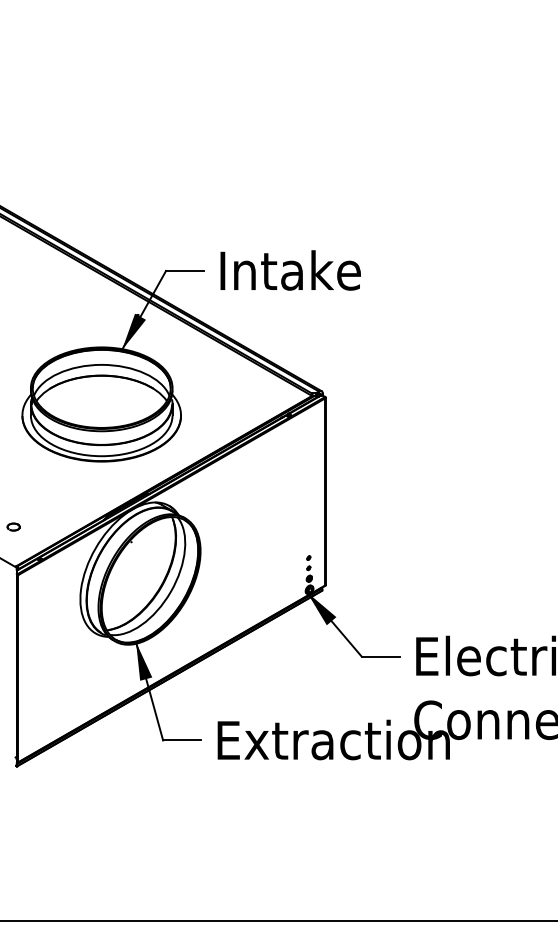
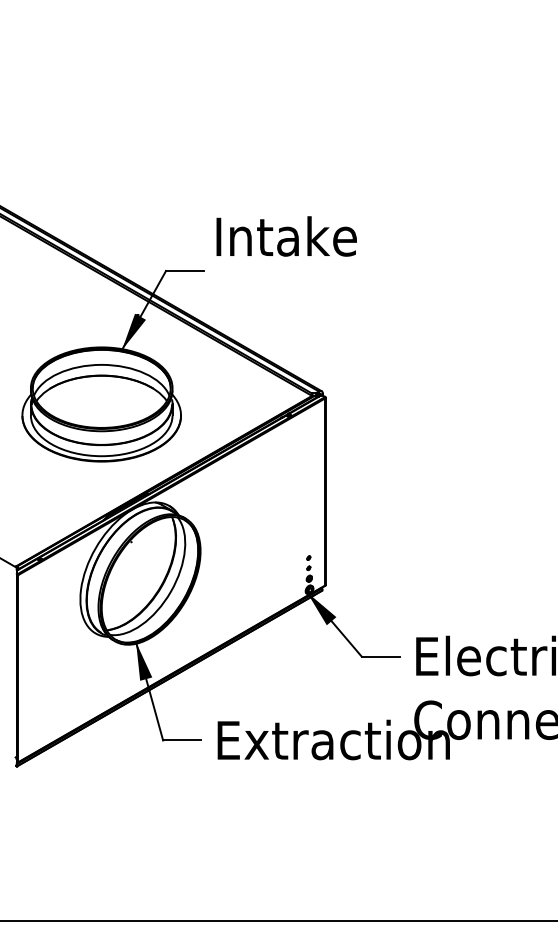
text position: (290, 270) -> (286, 236) (286, 236)
part: present -> none (13, 526)
